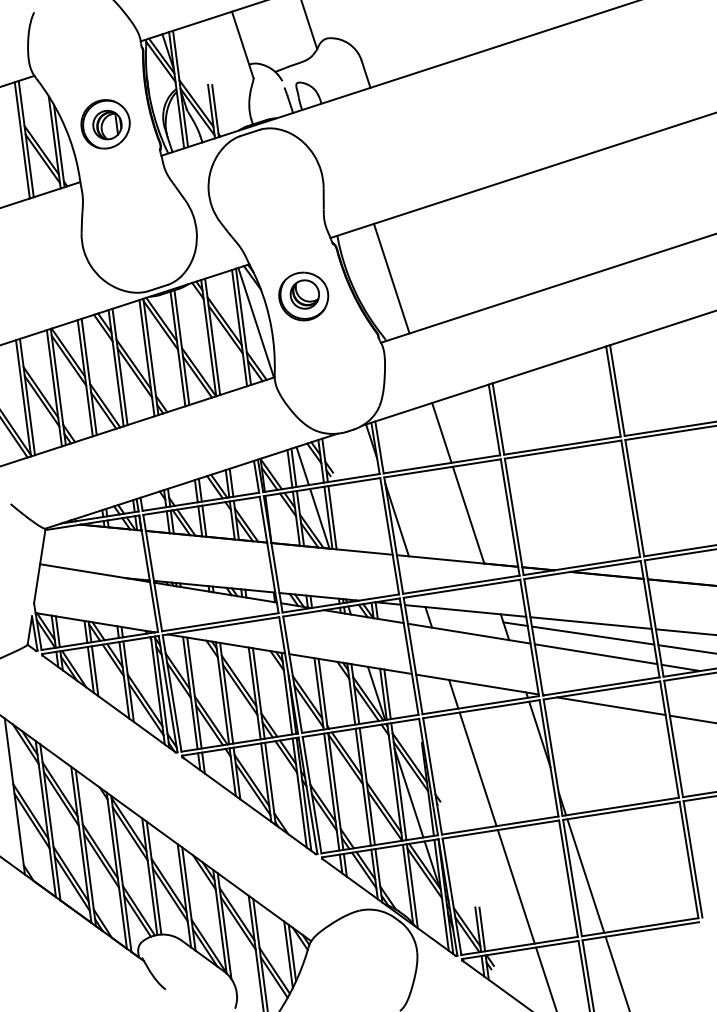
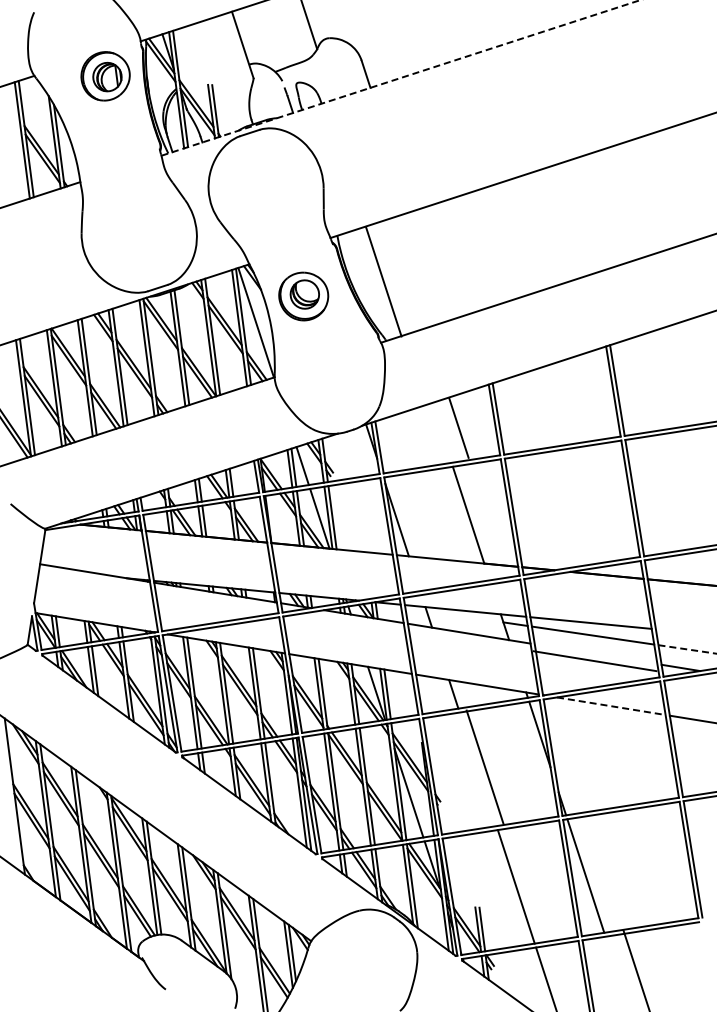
line: solid -> dashed (400, 77)
part position: (105, 124) -> (105, 76) (105, 76)
line position: (391, 278) -> (383, 281) (383, 281)
line position: (441, 432) -> (458, 427) (458, 427)
line: present -> none (684, 631)
line: solid -> dashed (687, 649)
line position: (595, 654) -> (594, 661) (594, 661)
line: solid -> dashed (611, 706)
line position: (477, 769) -> (484, 767) (484, 767)
line position: (616, 972) -> (636, 969) (636, 969)
